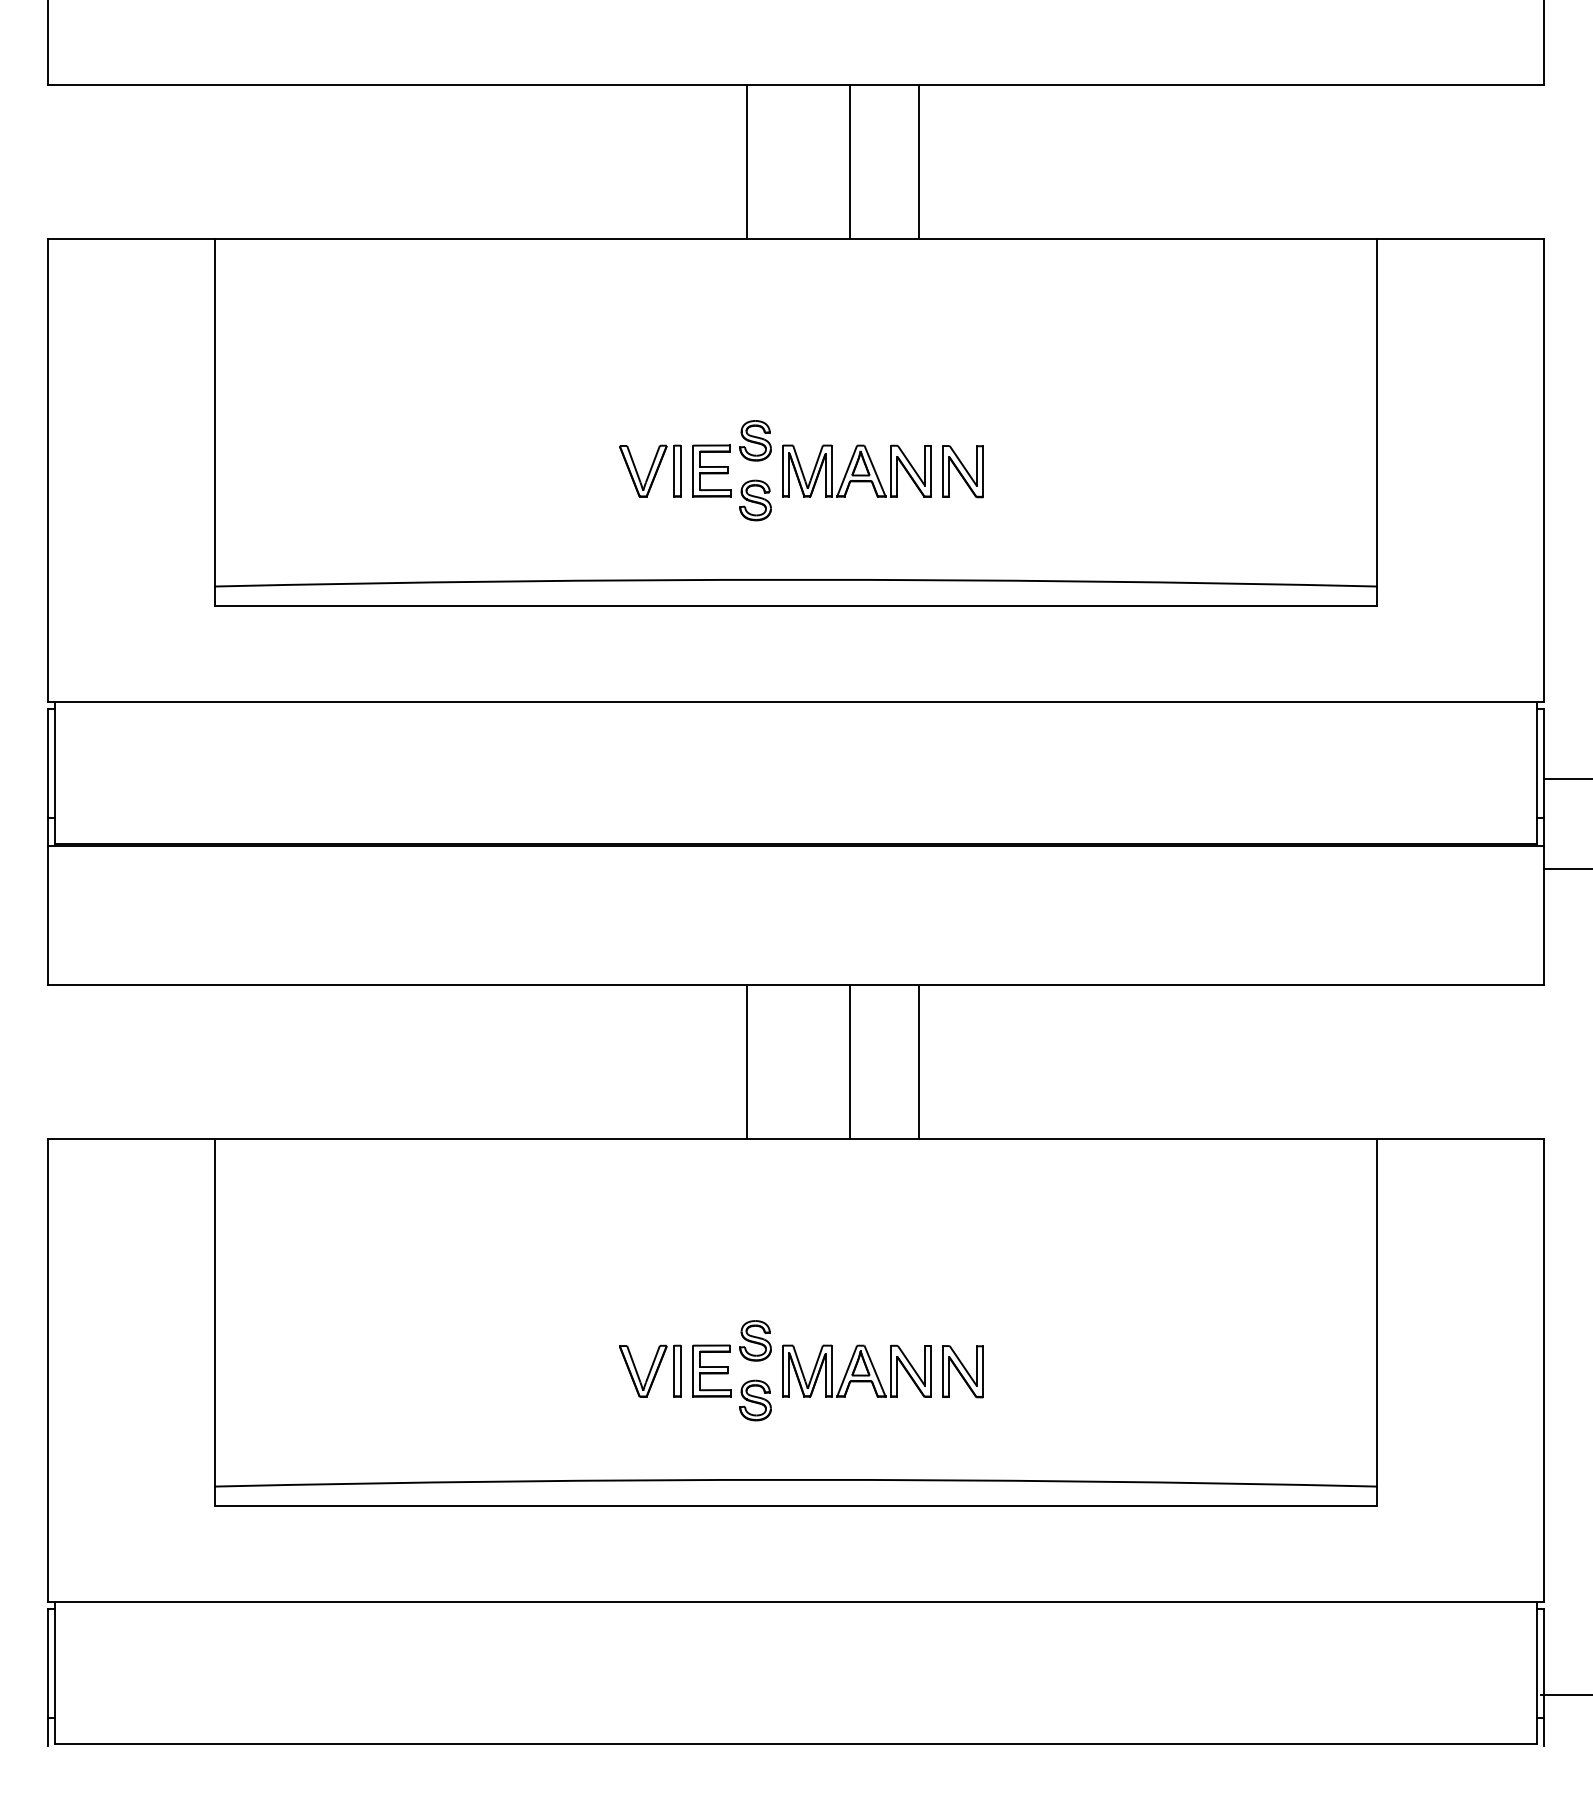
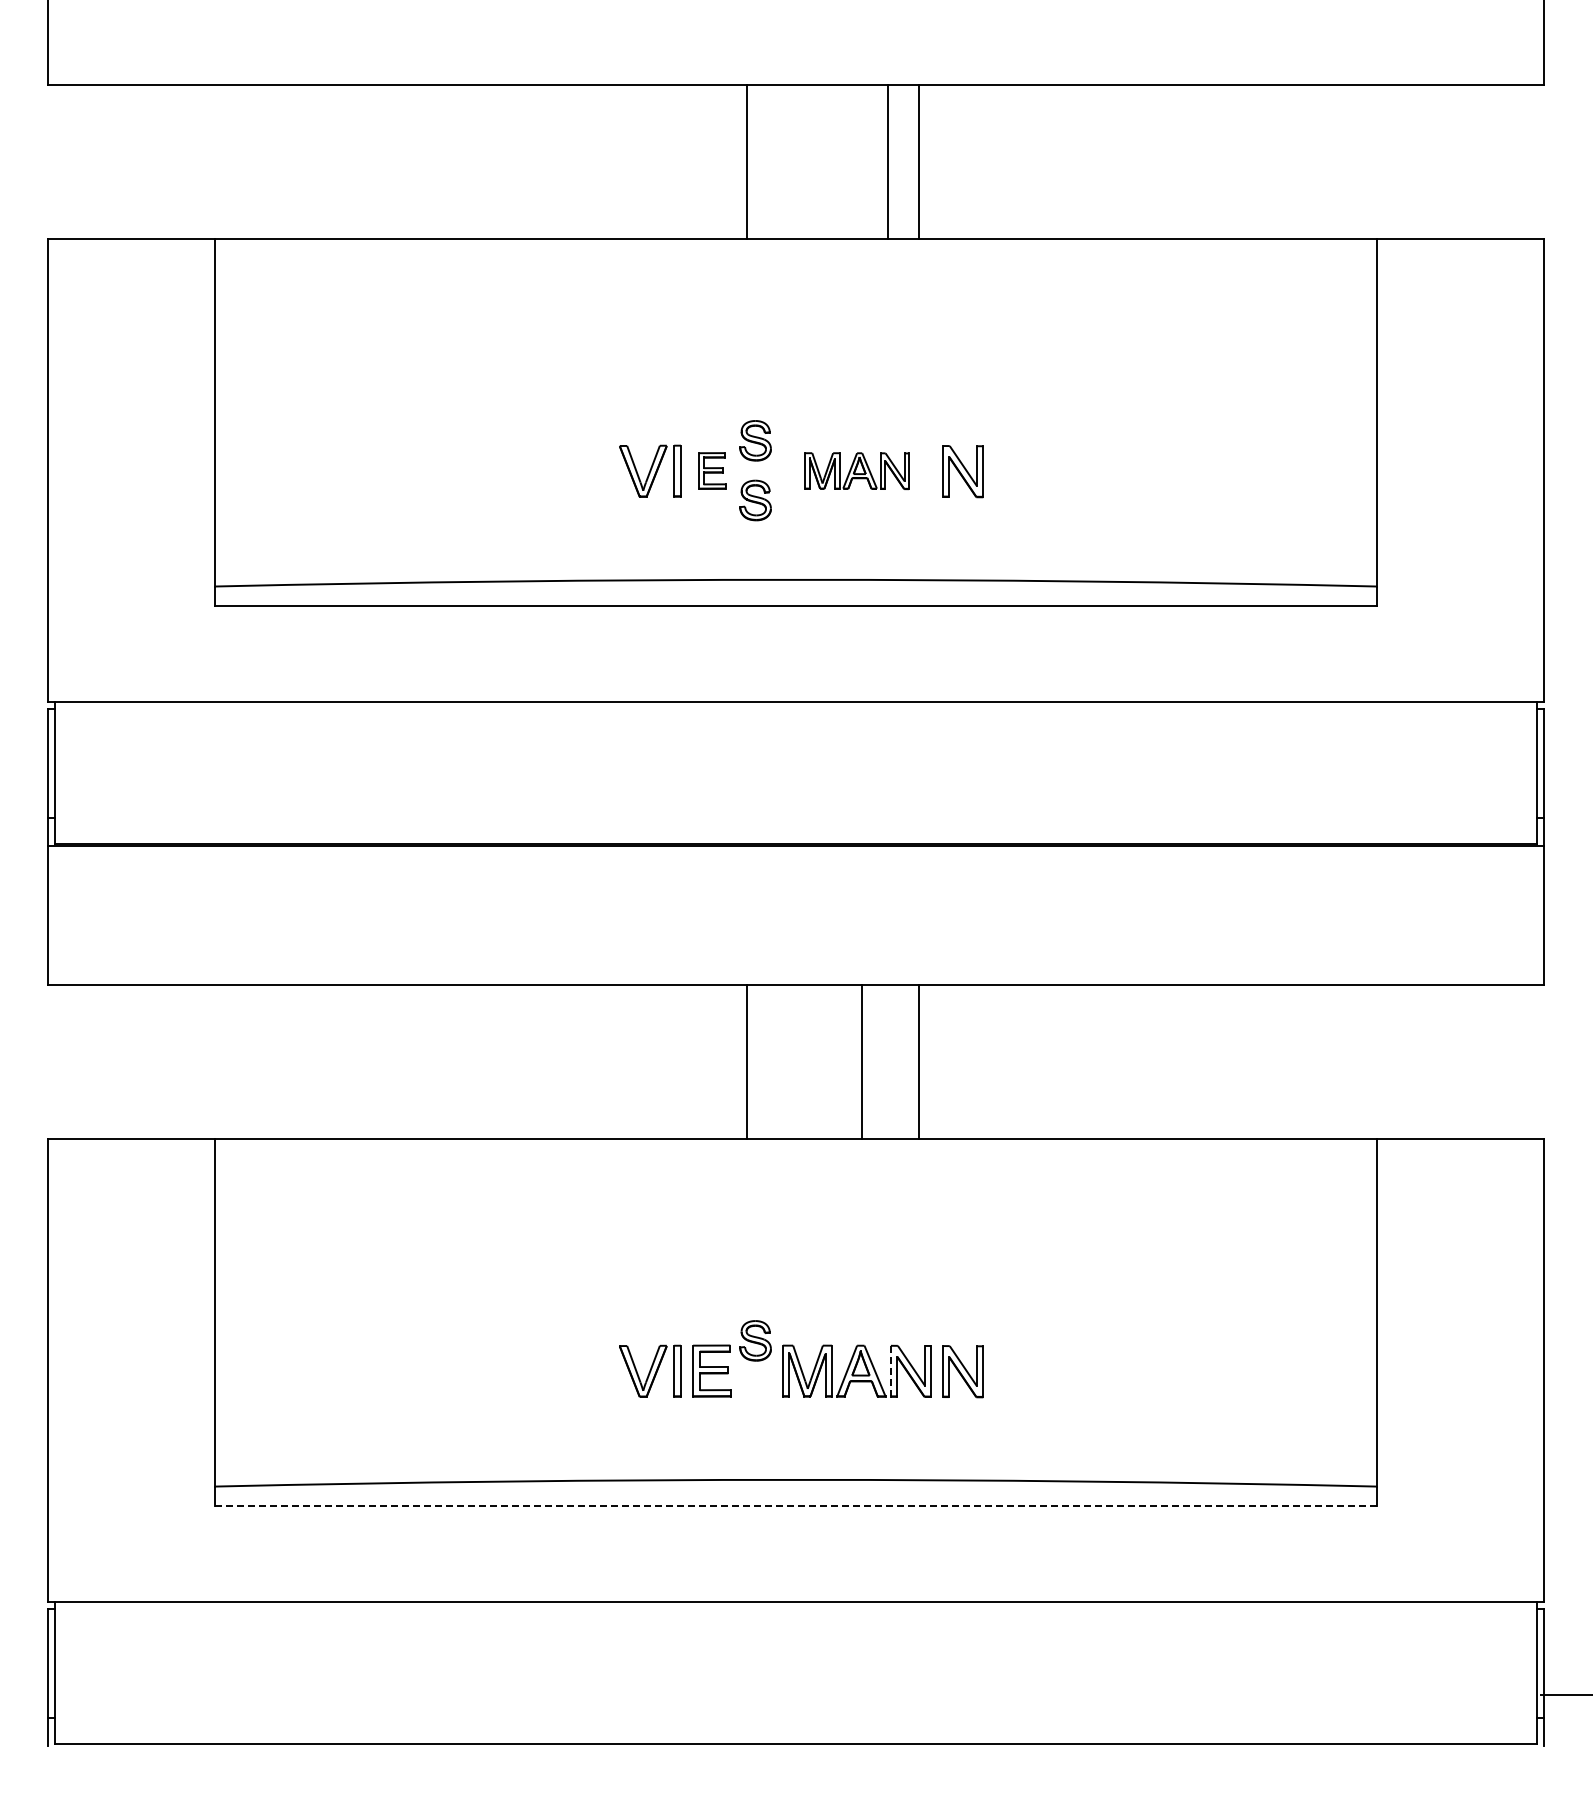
line position: (849, 162) -> (887, 162) (887, 162)
part size: 40x54 px -> 29x38 px (712, 470)
part size: 150x54 px -> 106x39 px (856, 471)
line: present -> none (1566, 778)
line: present -> none (1566, 868)
line position: (849, 1062) -> (861, 1062) (861, 1062)
line: solid -> dashed (890, 1371)
part: present -> none (755, 1400)
line: solid -> dashed (795, 1505)
